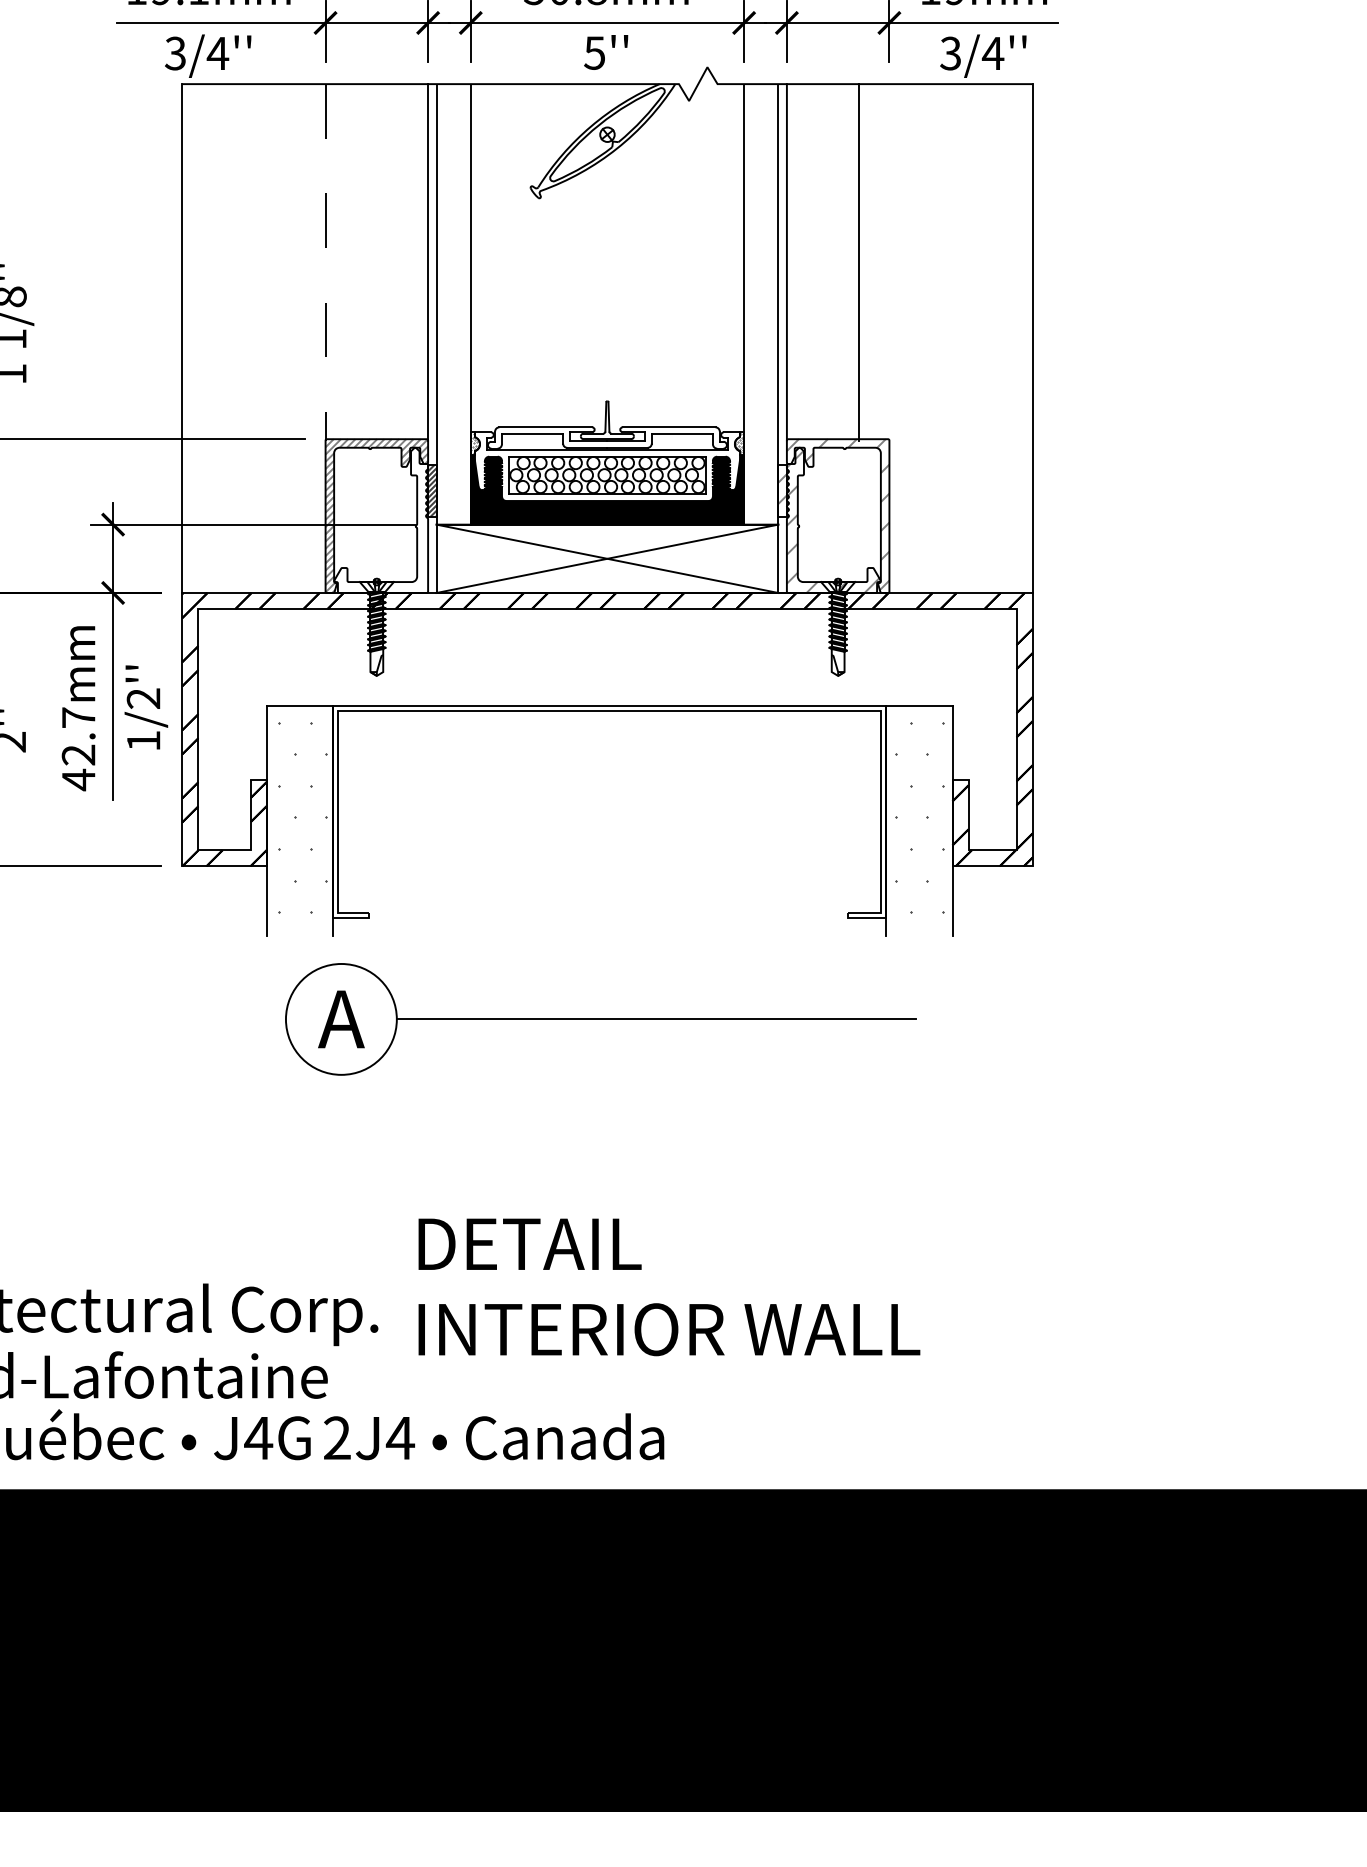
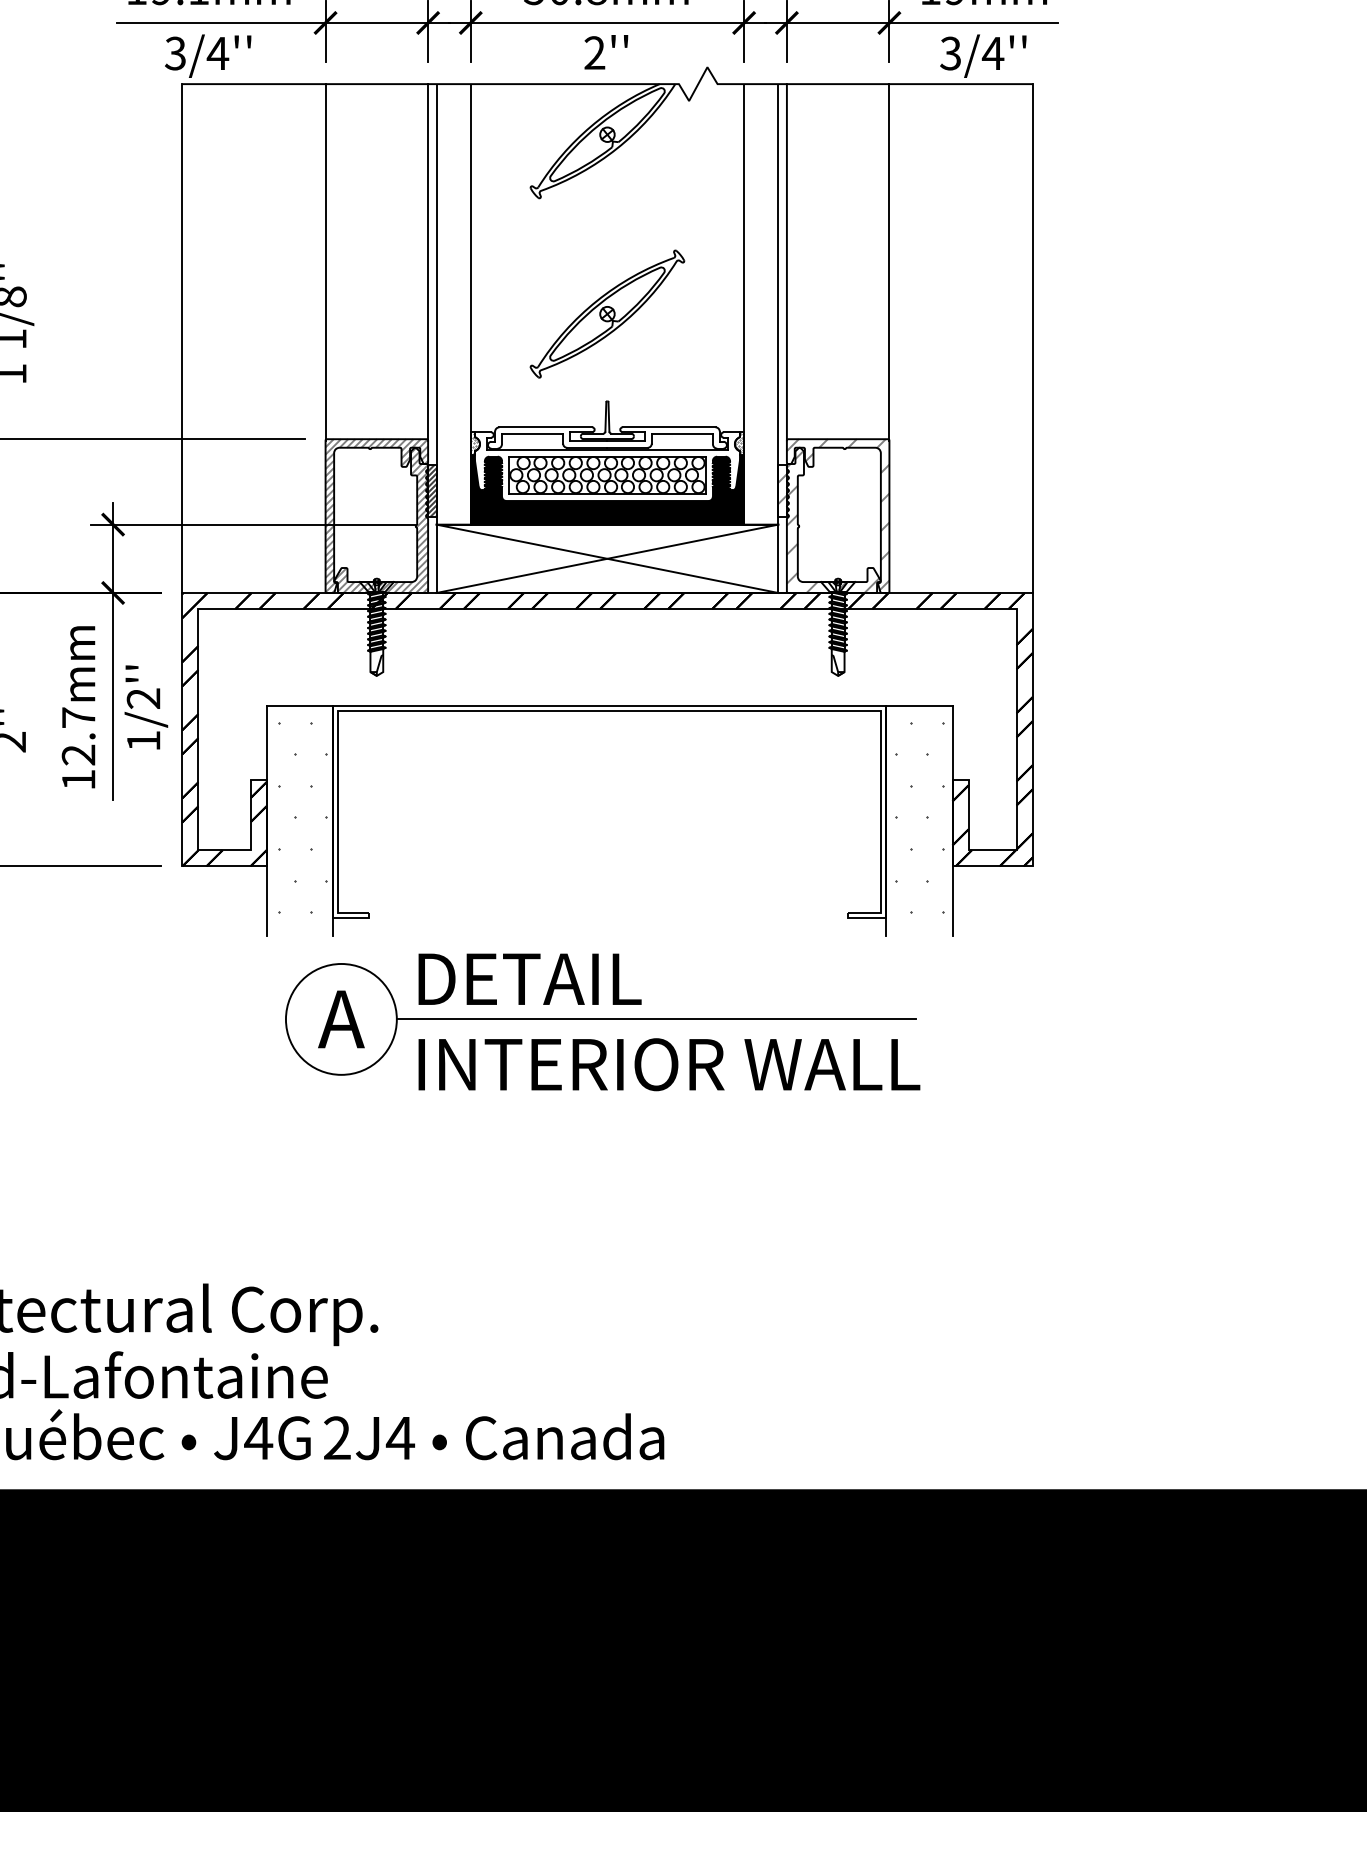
text: 5''\f] -> 2''\f] (594, 52)
line: dashed -> solid (325, 262)
line position: (859, 262) -> (889, 262) (889, 262)
part: none -> present (607, 313)
hatch: none -> present (381, 520)
text: 42.7mm -> 12.7mm (78, 779)
text position: (669, 1287) -> (669, 1022) (669, 1022)
